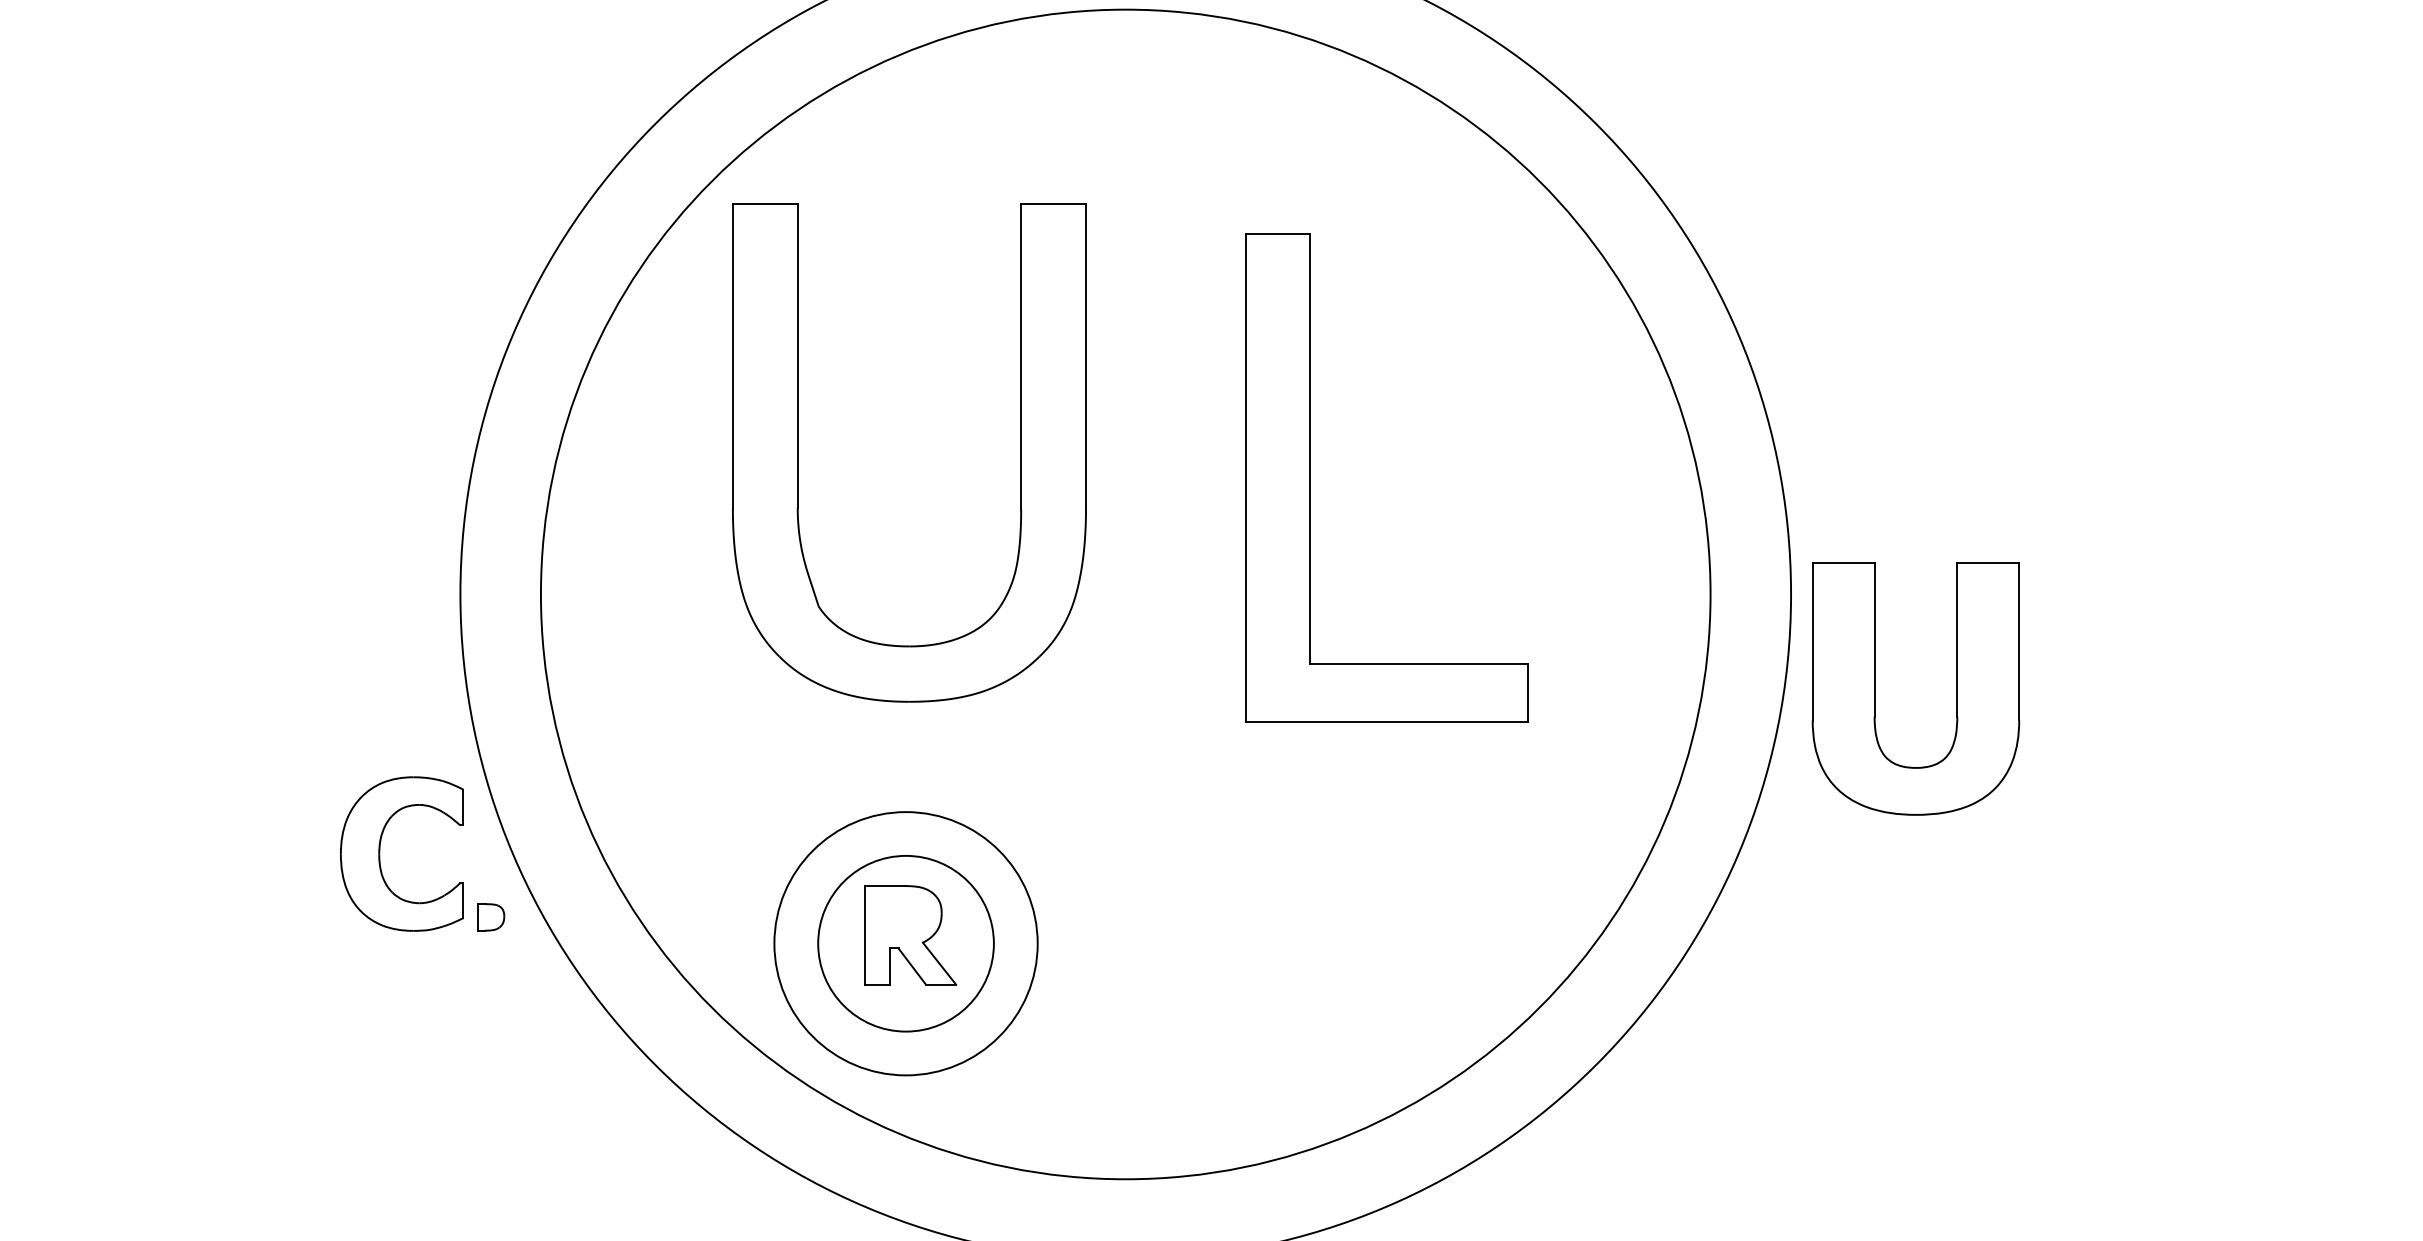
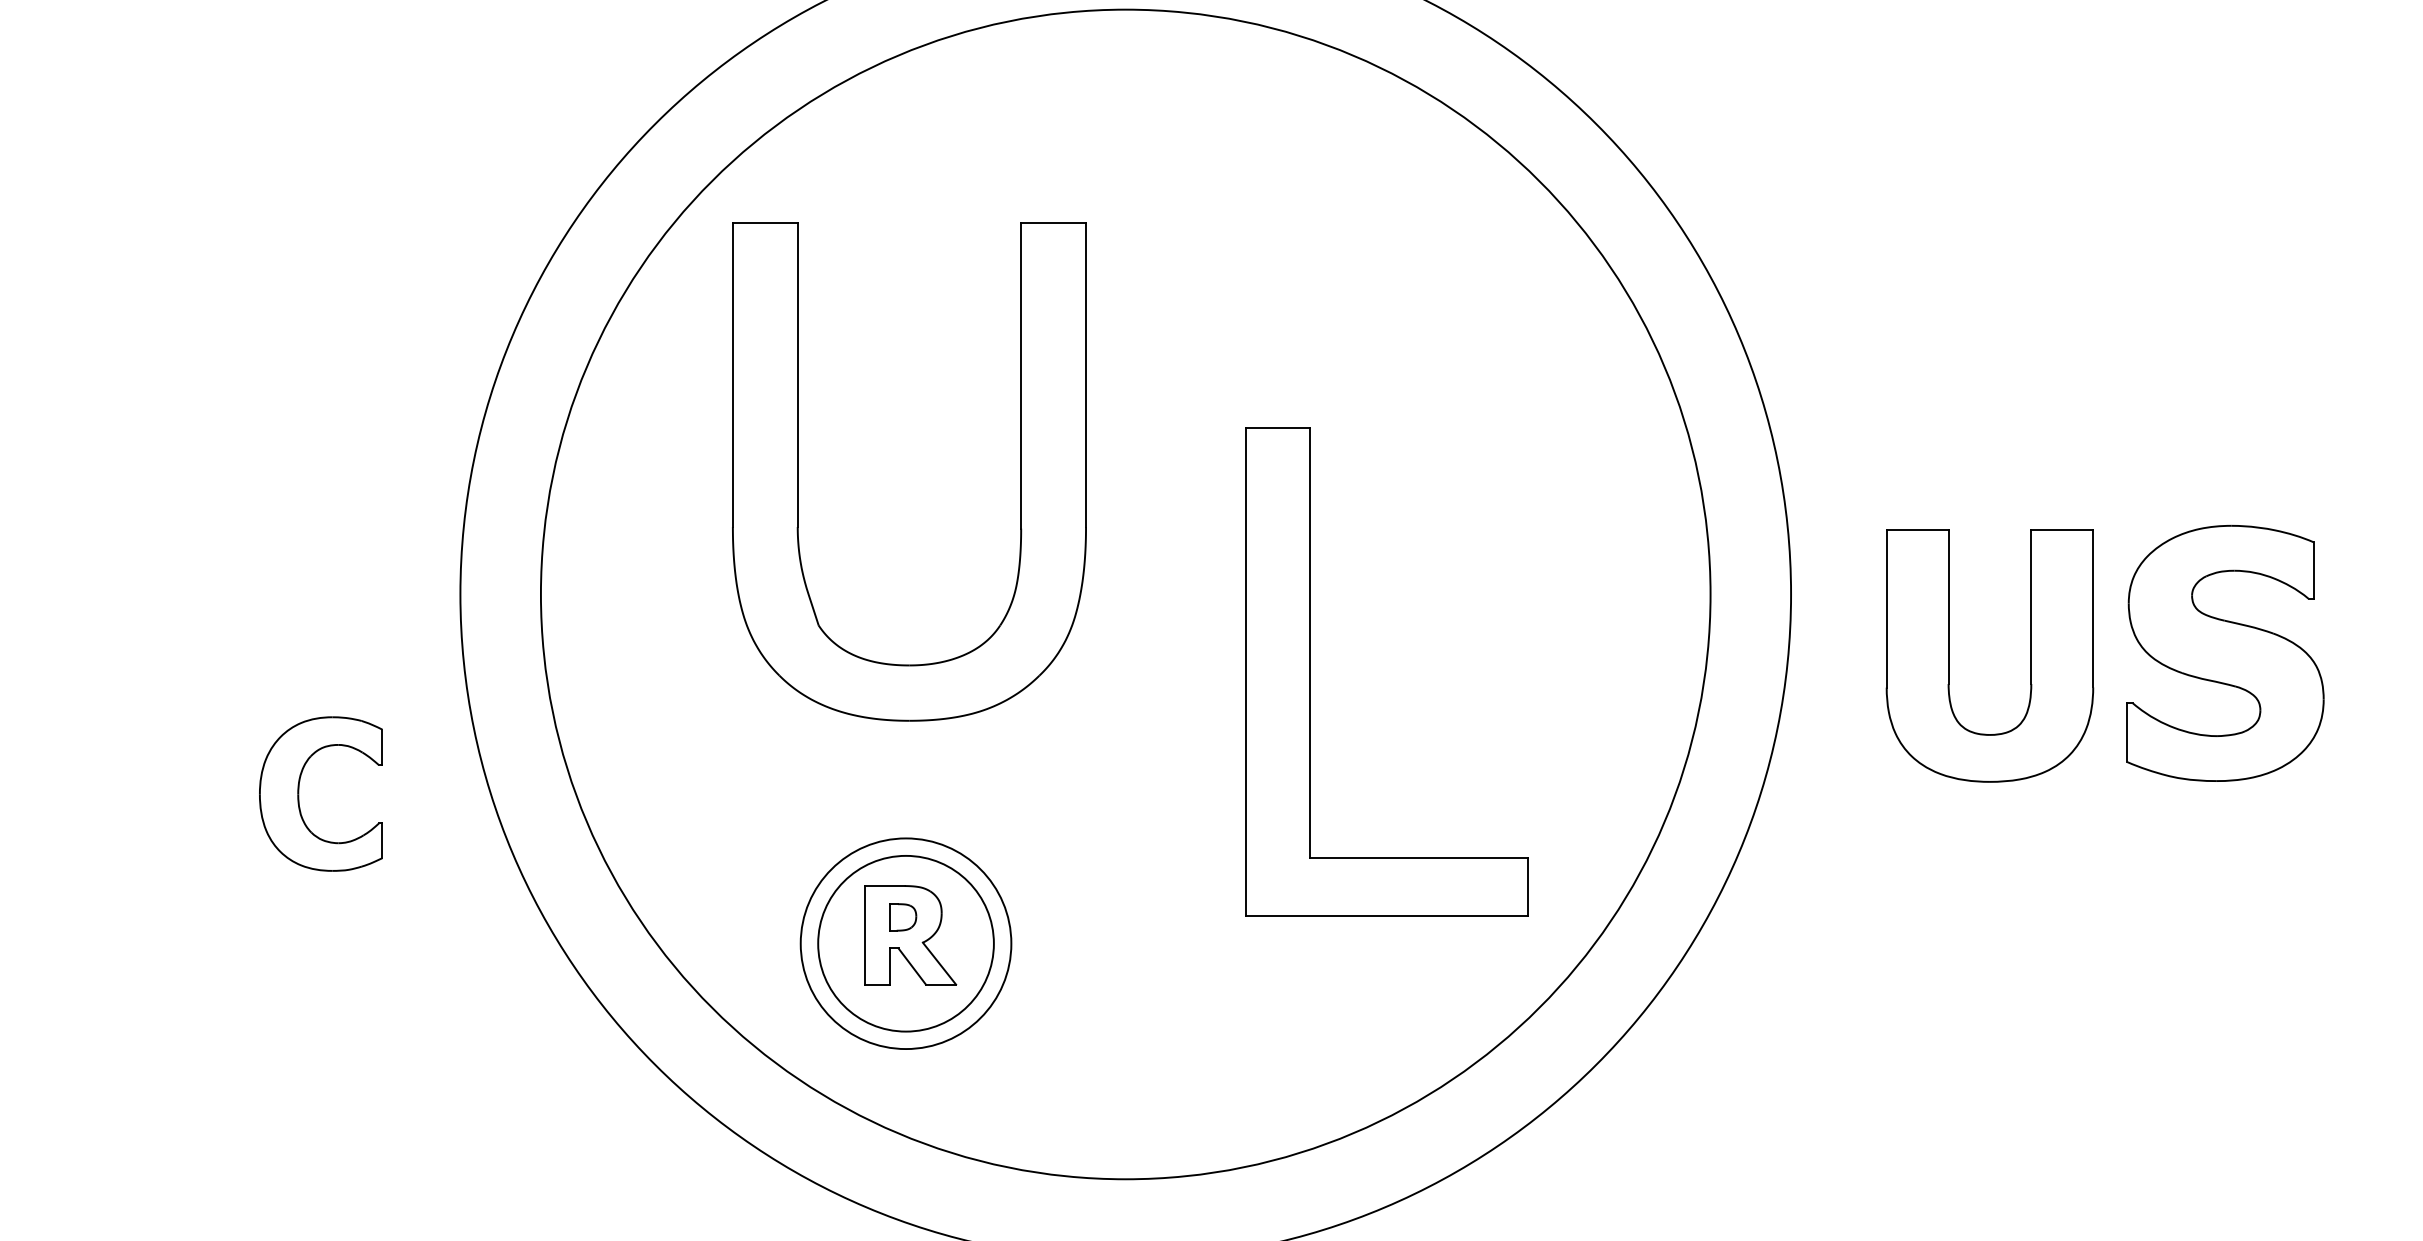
part position: (798, 452) -> (798, 471) (798, 471)
part position: (1310, 477) -> (1310, 671) (1310, 671)
part: none -> present (2225, 652)
part position: (1875, 688) -> (1949, 655) (1949, 655)
part position: (380, 853) -> (299, 793) (299, 793)
part position: (491, 917) -> (903, 917) (903, 917)
circle diameter: 263 px -> 211 px (905, 943)
